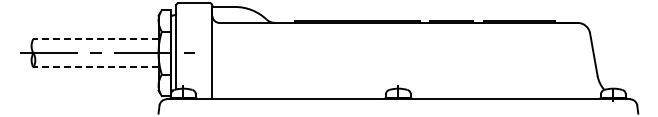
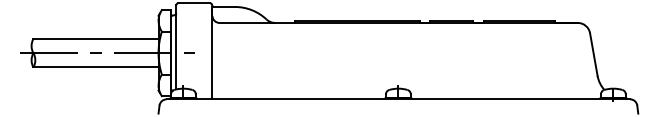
line: dashed -> solid (96, 38)
line: dashed -> solid (96, 67)
